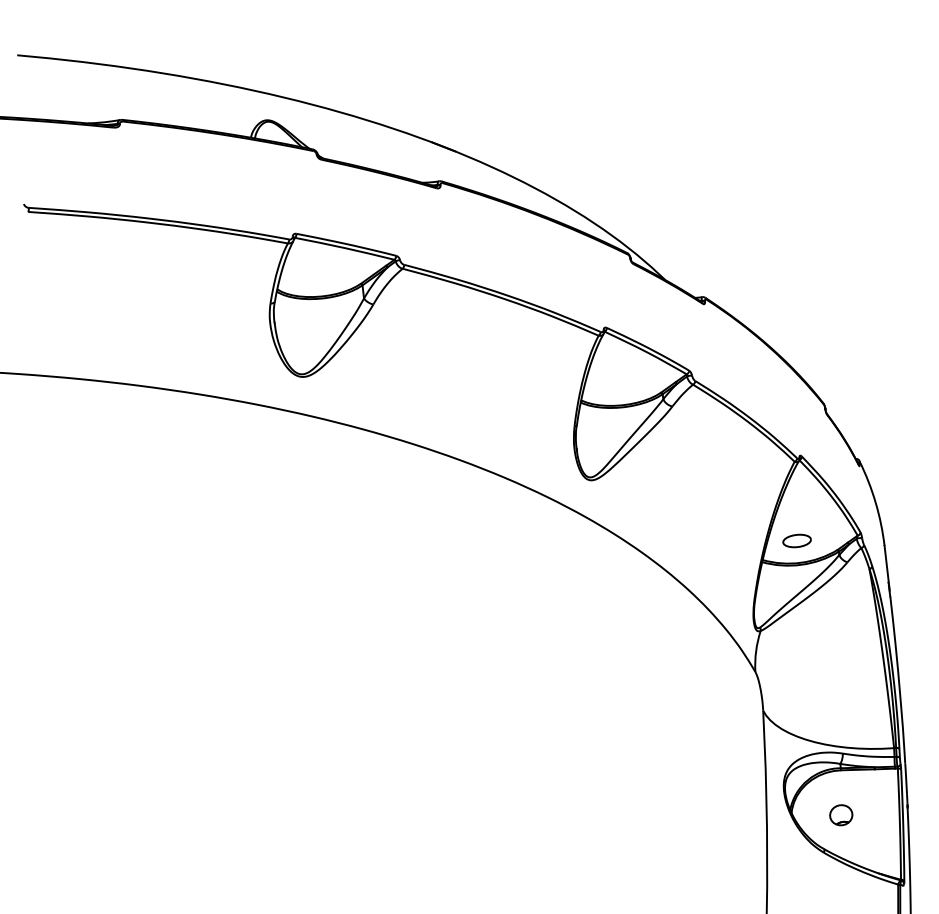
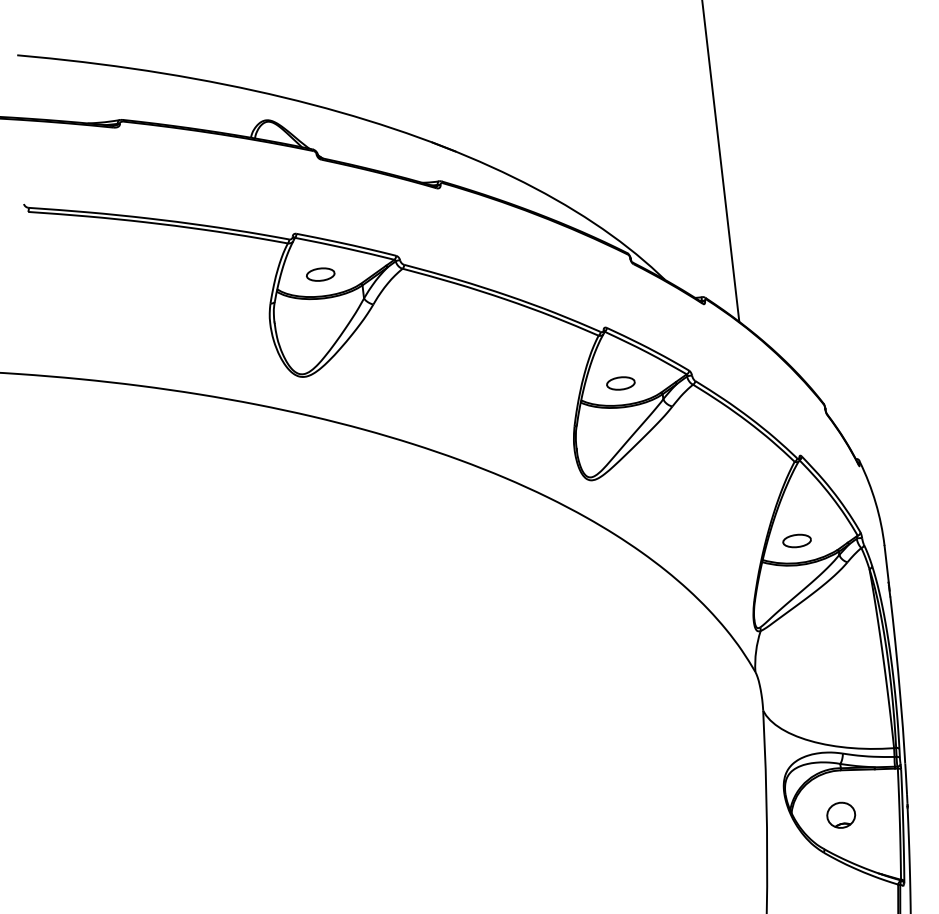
line: none -> present (720, 161)
part: none -> present (320, 274)
part: none -> present (620, 383)
part size: 25x23 px -> 31x28 px (841, 814)
